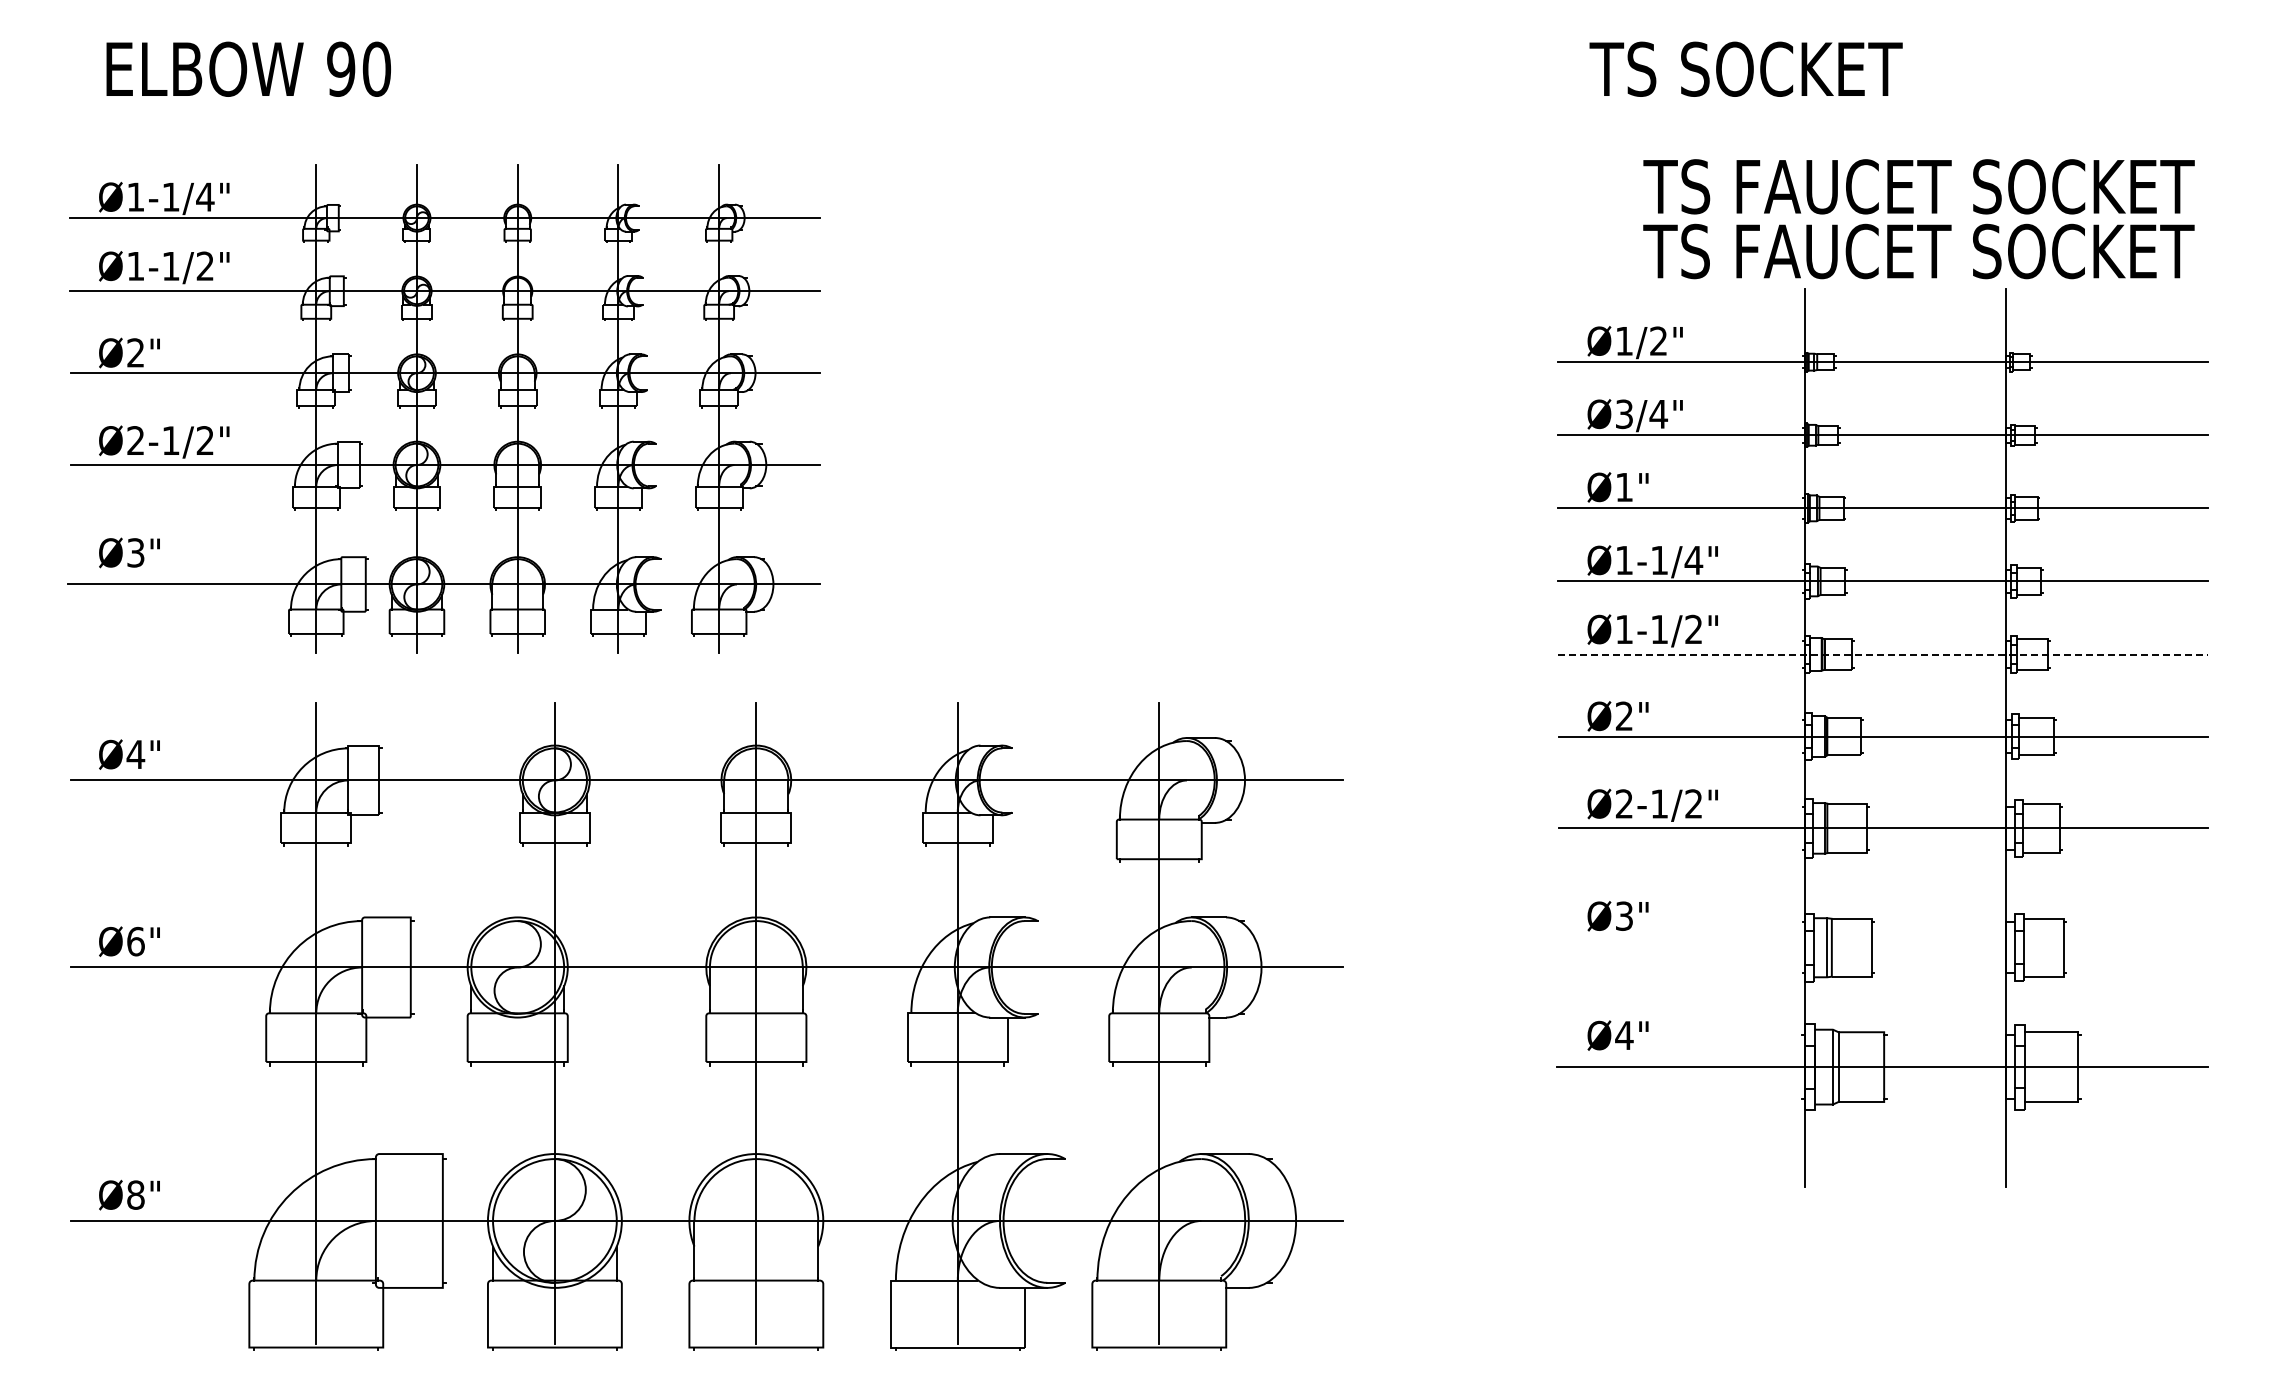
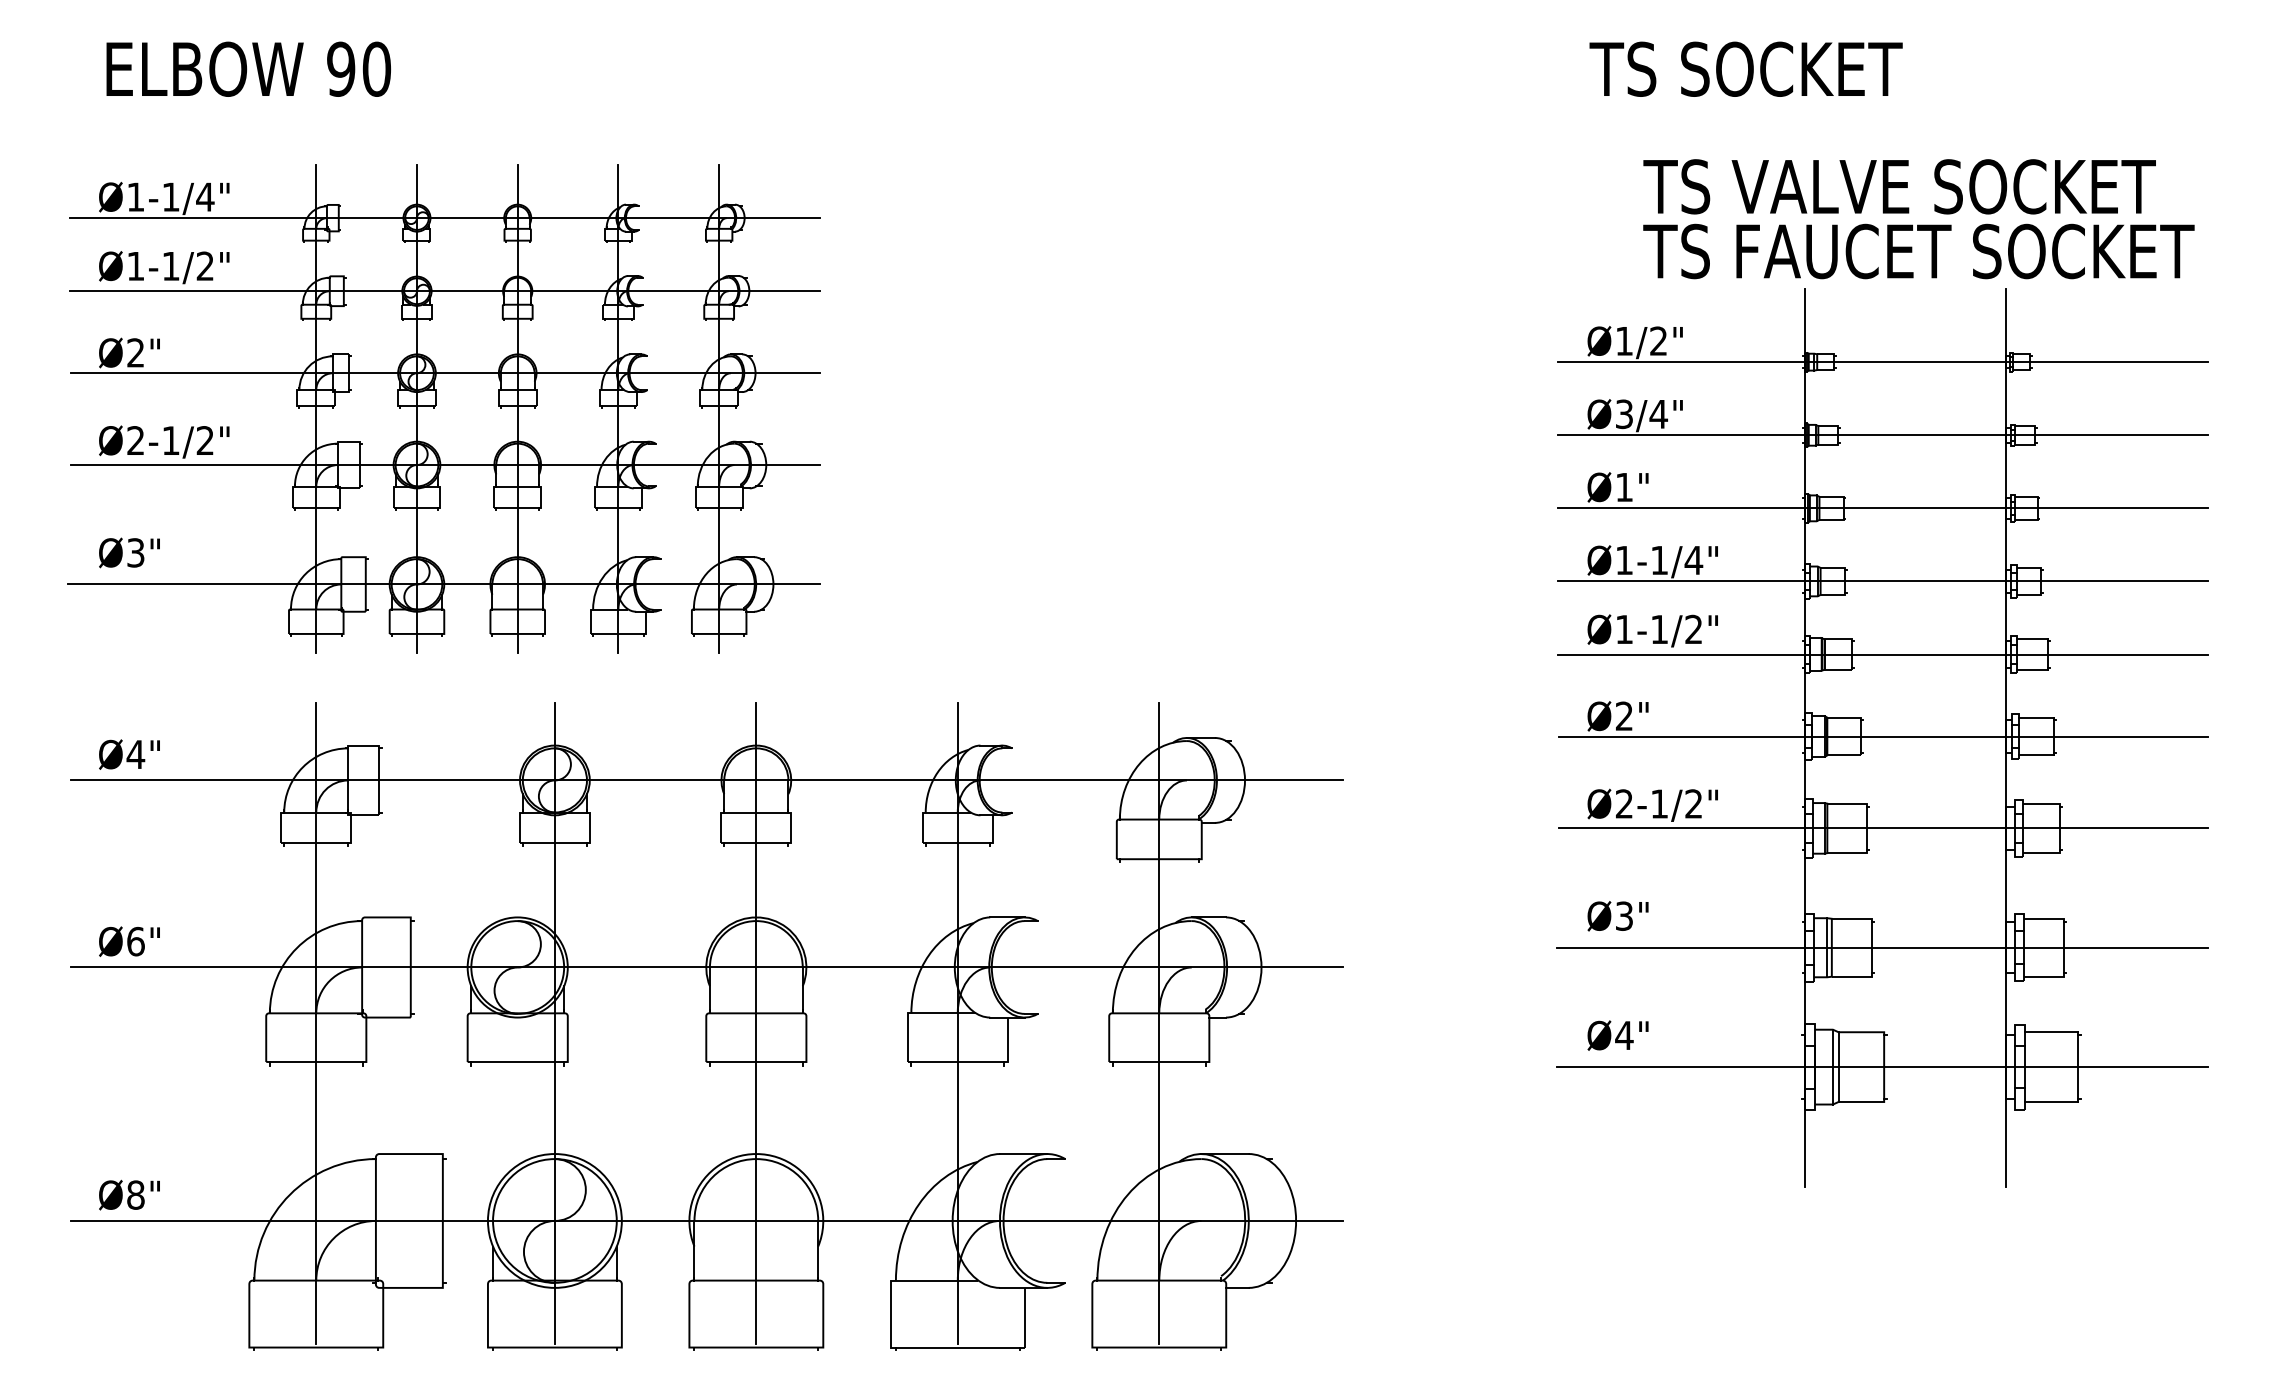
text: TS FAUCET SOCKET -> TS VALVE SOCKET (1962, 186)
line: dashed -> solid (1883, 654)
line: none -> present (1881, 947)
